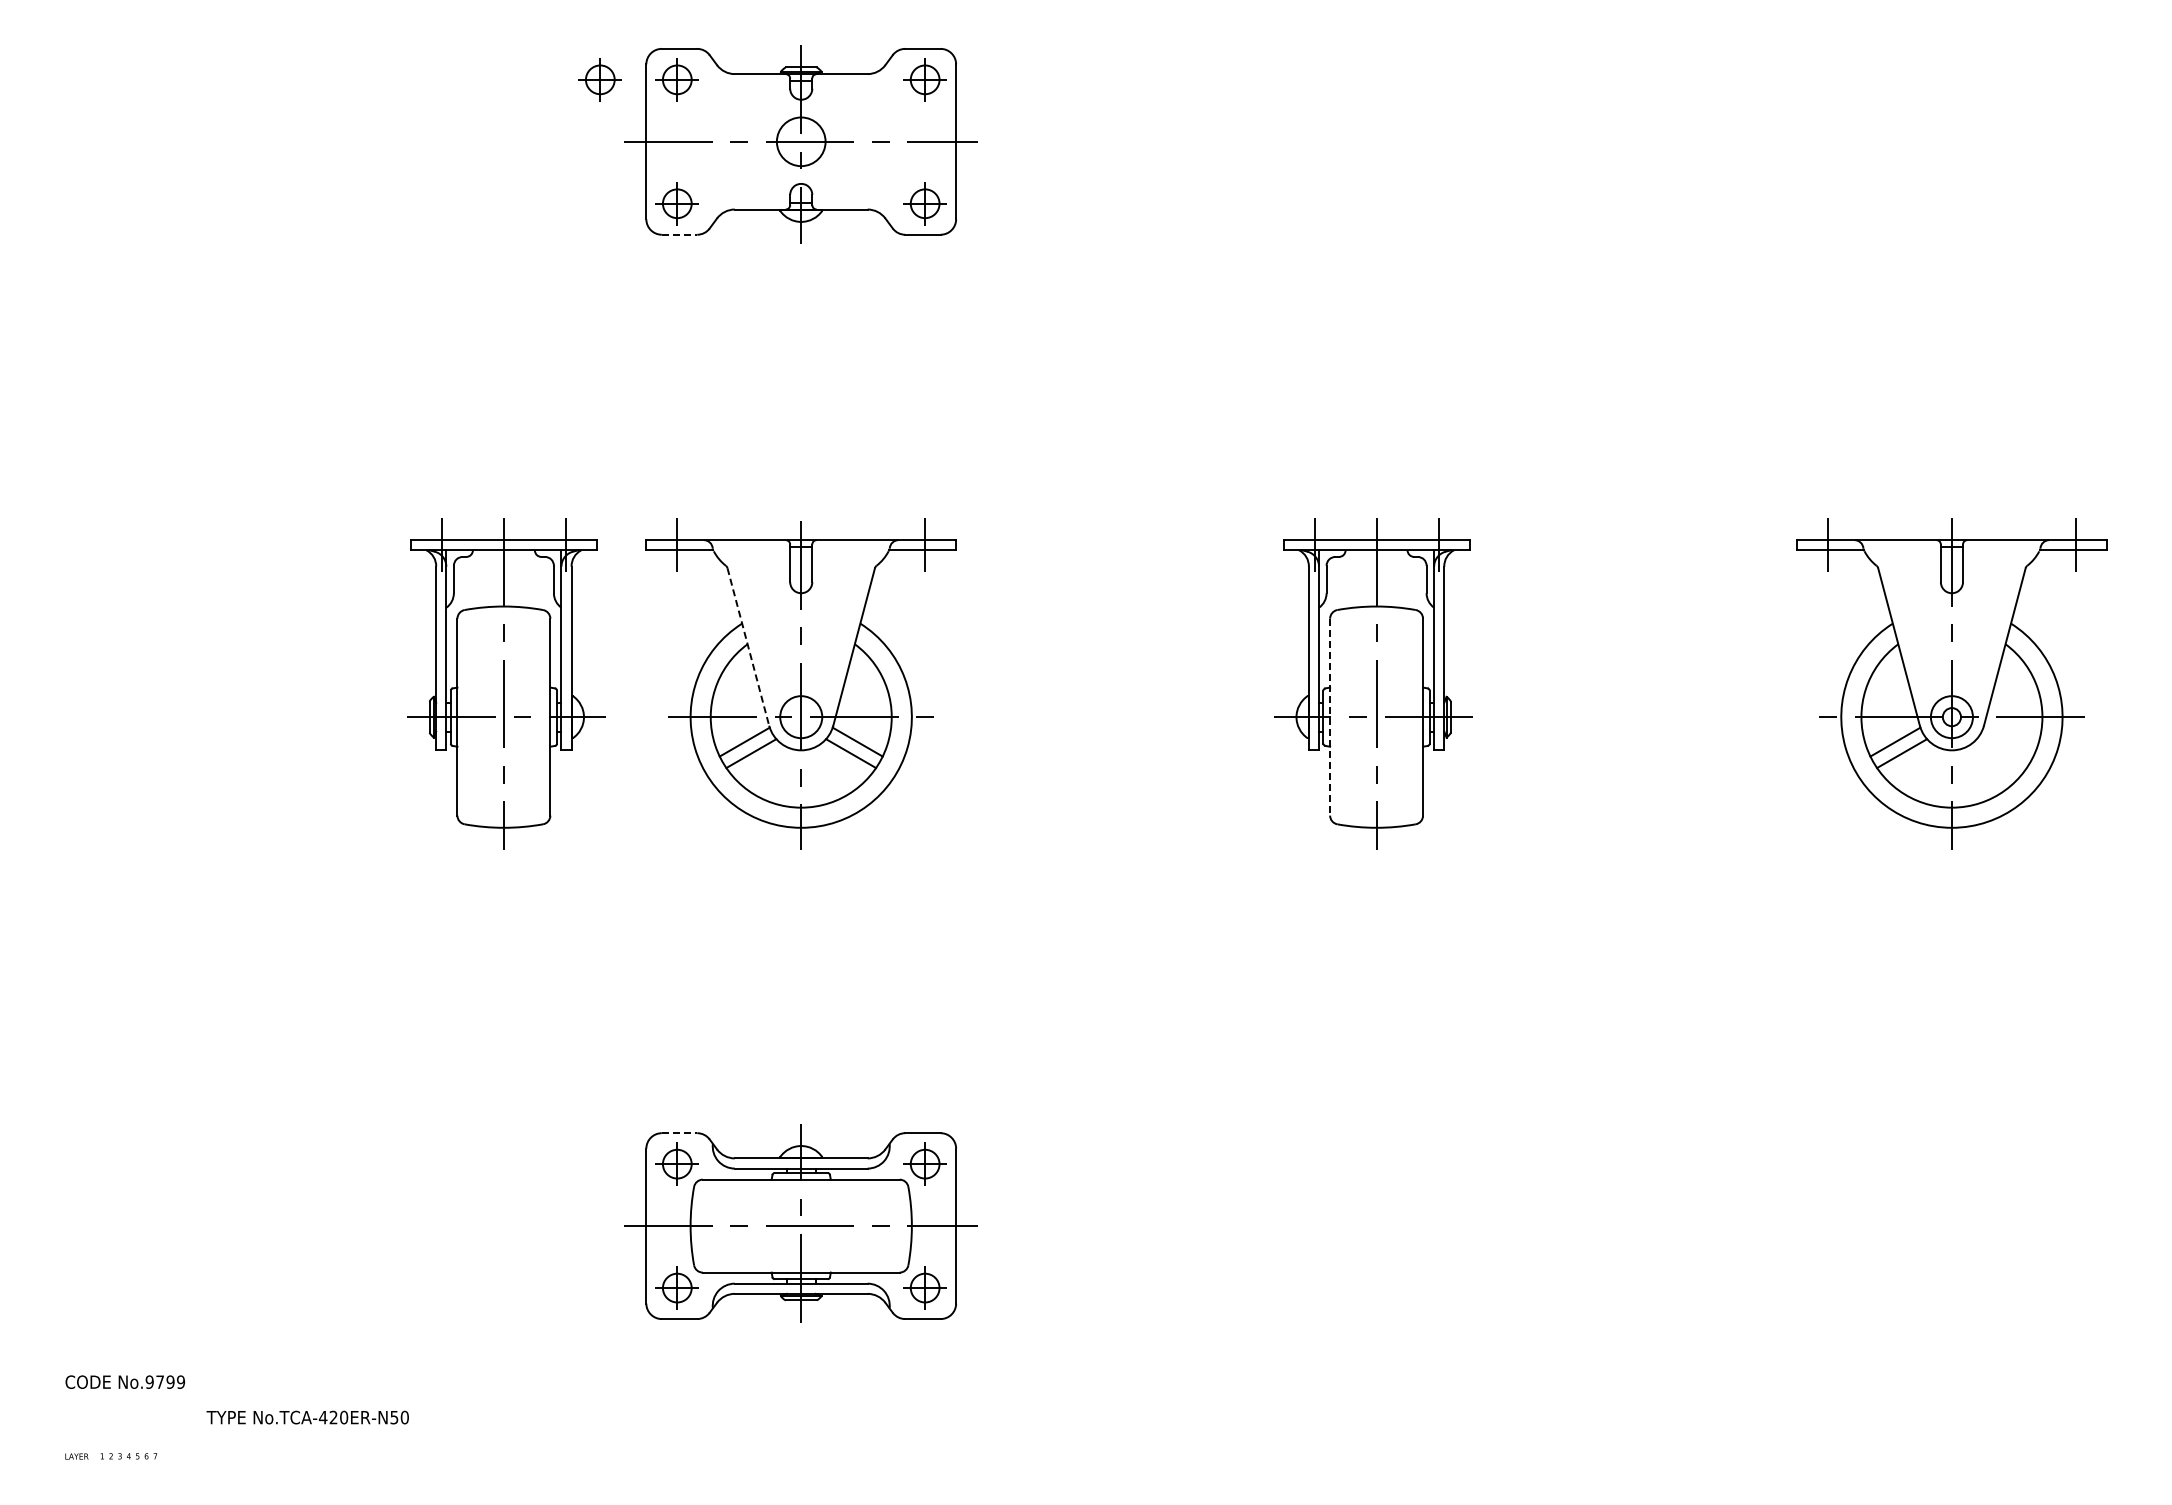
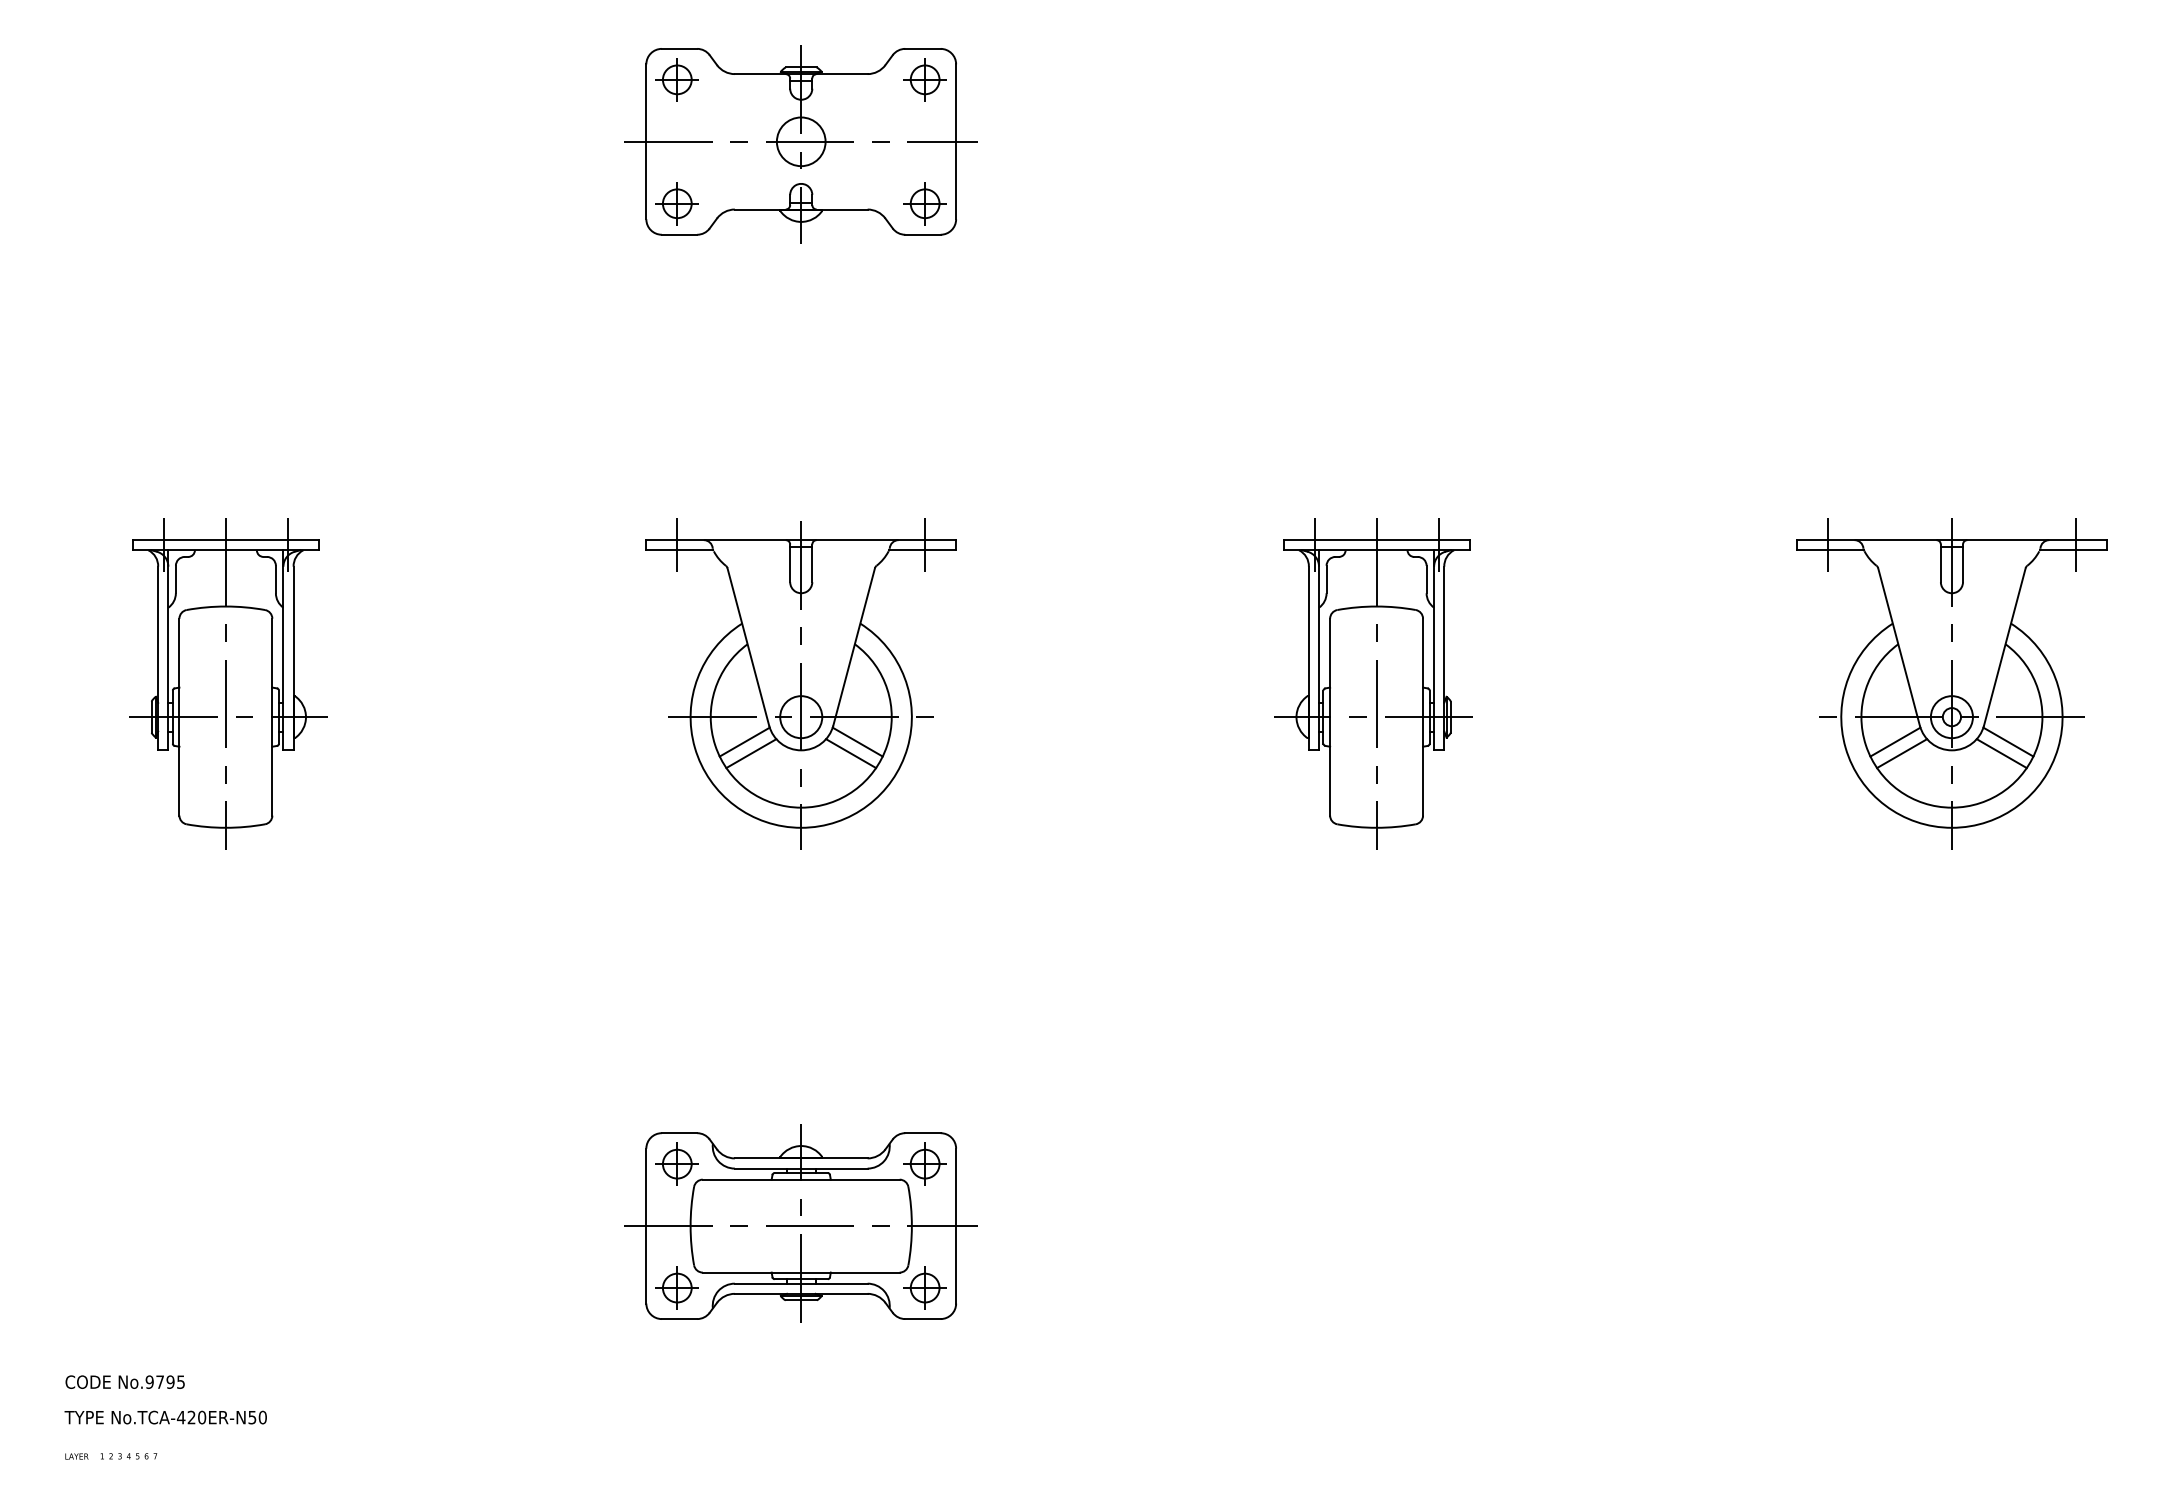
part: present -> none (599, 79)
line: dashed -> solid (679, 234)
line: dashed -> solid (748, 647)
part position: (506, 683) -> (228, 683) (228, 683)
line: dashed -> solid (1330, 717)
line: none -> present (2008, 741)
line: none -> present (2001, 753)
line: dashed -> solid (679, 1133)
text: No.9799 -> No.9795 (181, 1381)
text position: (307, 1417) -> (165, 1417) (165, 1417)
